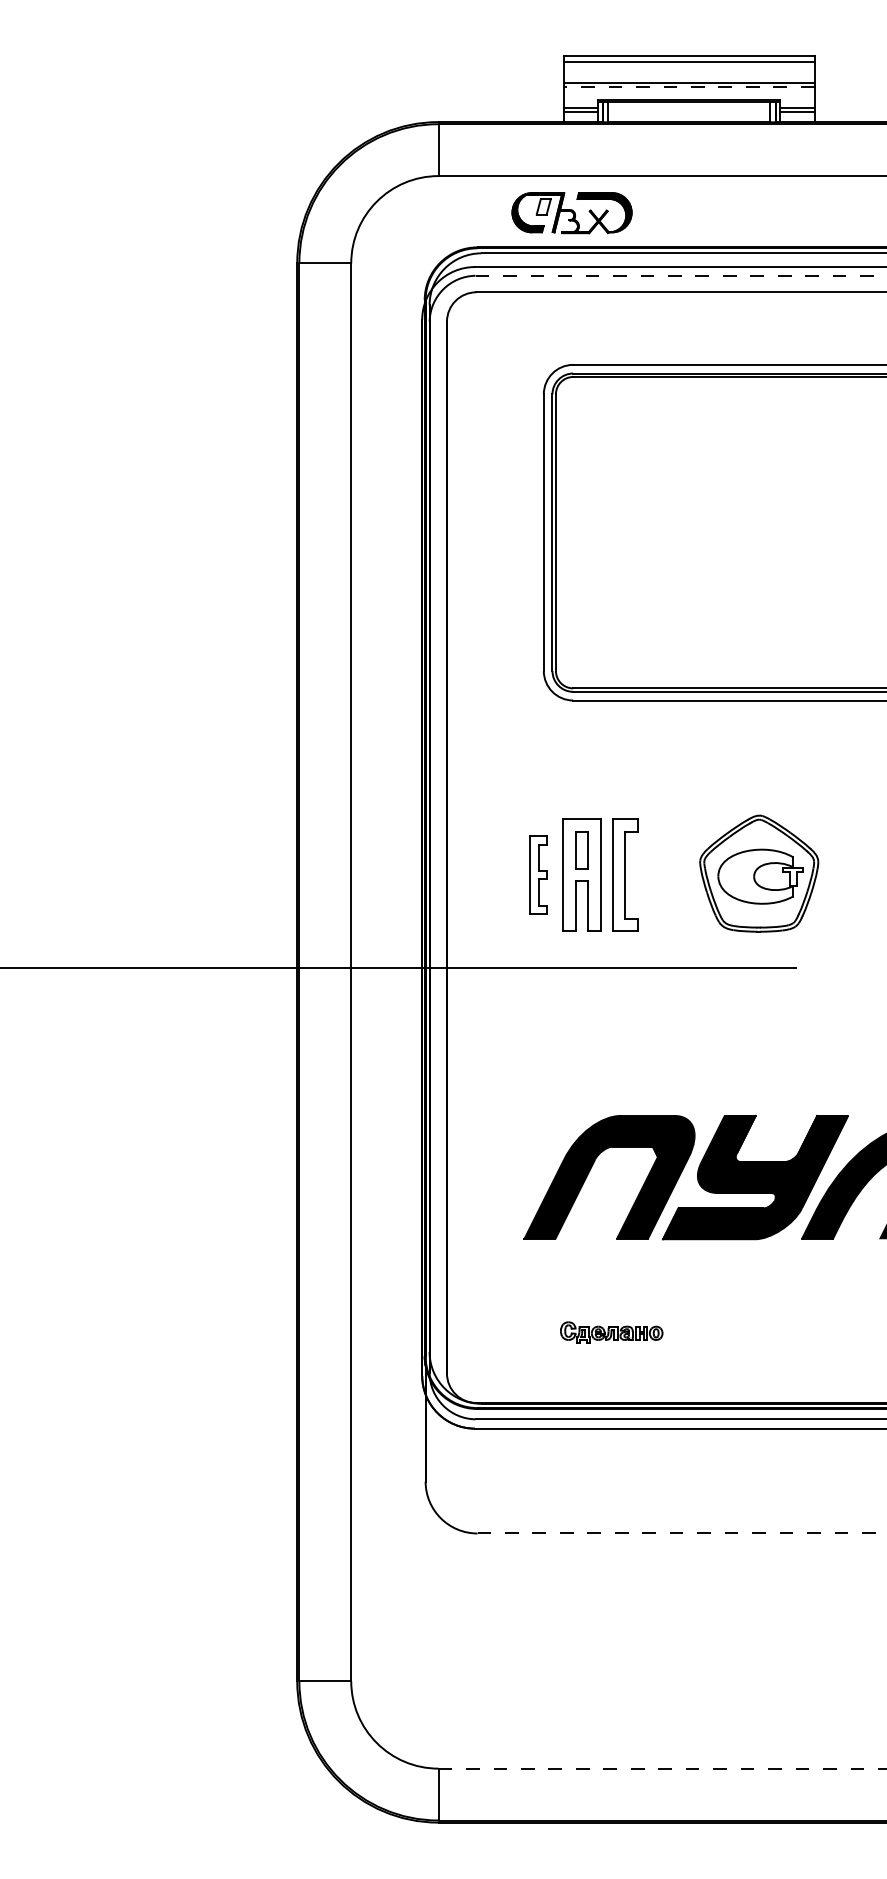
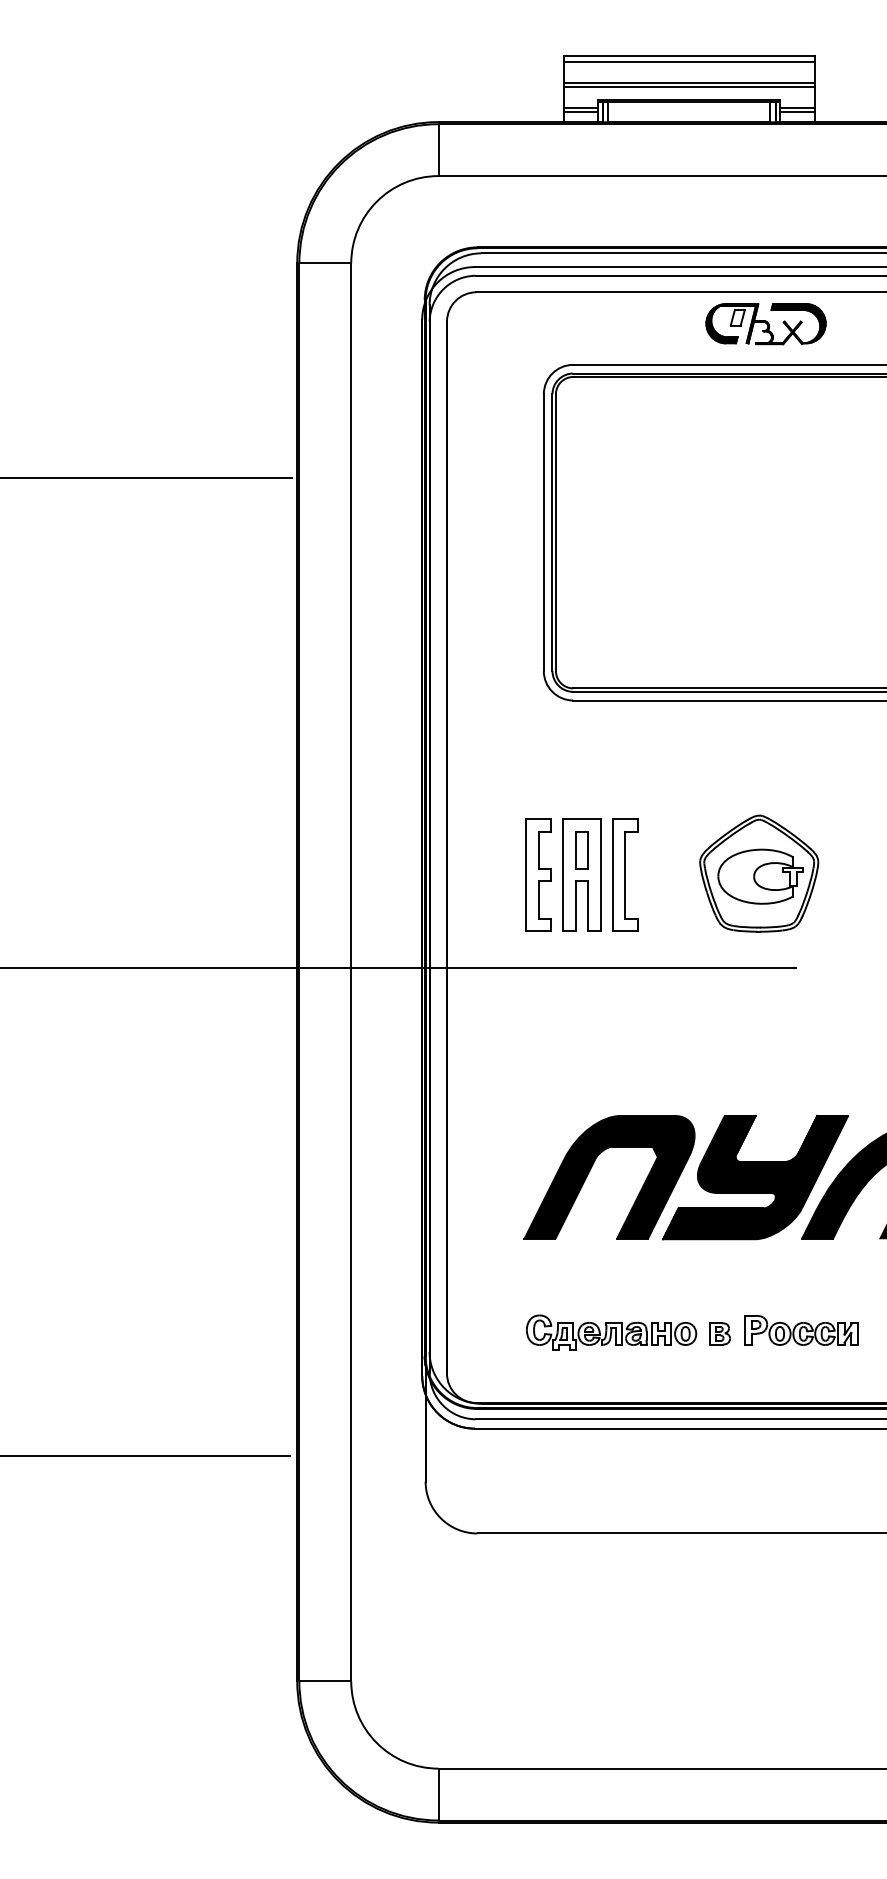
line: dashed -> solid (688, 87)
part position: (571, 213) -> (765, 324) (765, 324)
line: dashed -> solid (680, 275)
line: none -> present (146, 477)
part size: 19x80 px -> 27x114 px (538, 874)
part: none -> present (801, 1330)
part size: 104x23 px -> 172x37 px (611, 1332)
part: none -> present (719, 1333)
line: none -> present (145, 1456)
line: dashed -> solid (682, 1533)
line: dashed -> solid (662, 1768)
